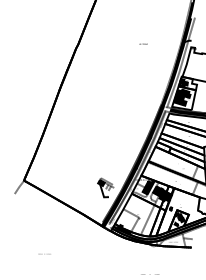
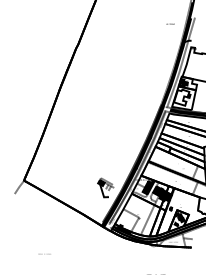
text position: (143, 43) -> (170, 23) (170, 23)
fill: present -> none (181, 97)
text position: (150, 274) -> (156, 274) (156, 274)
